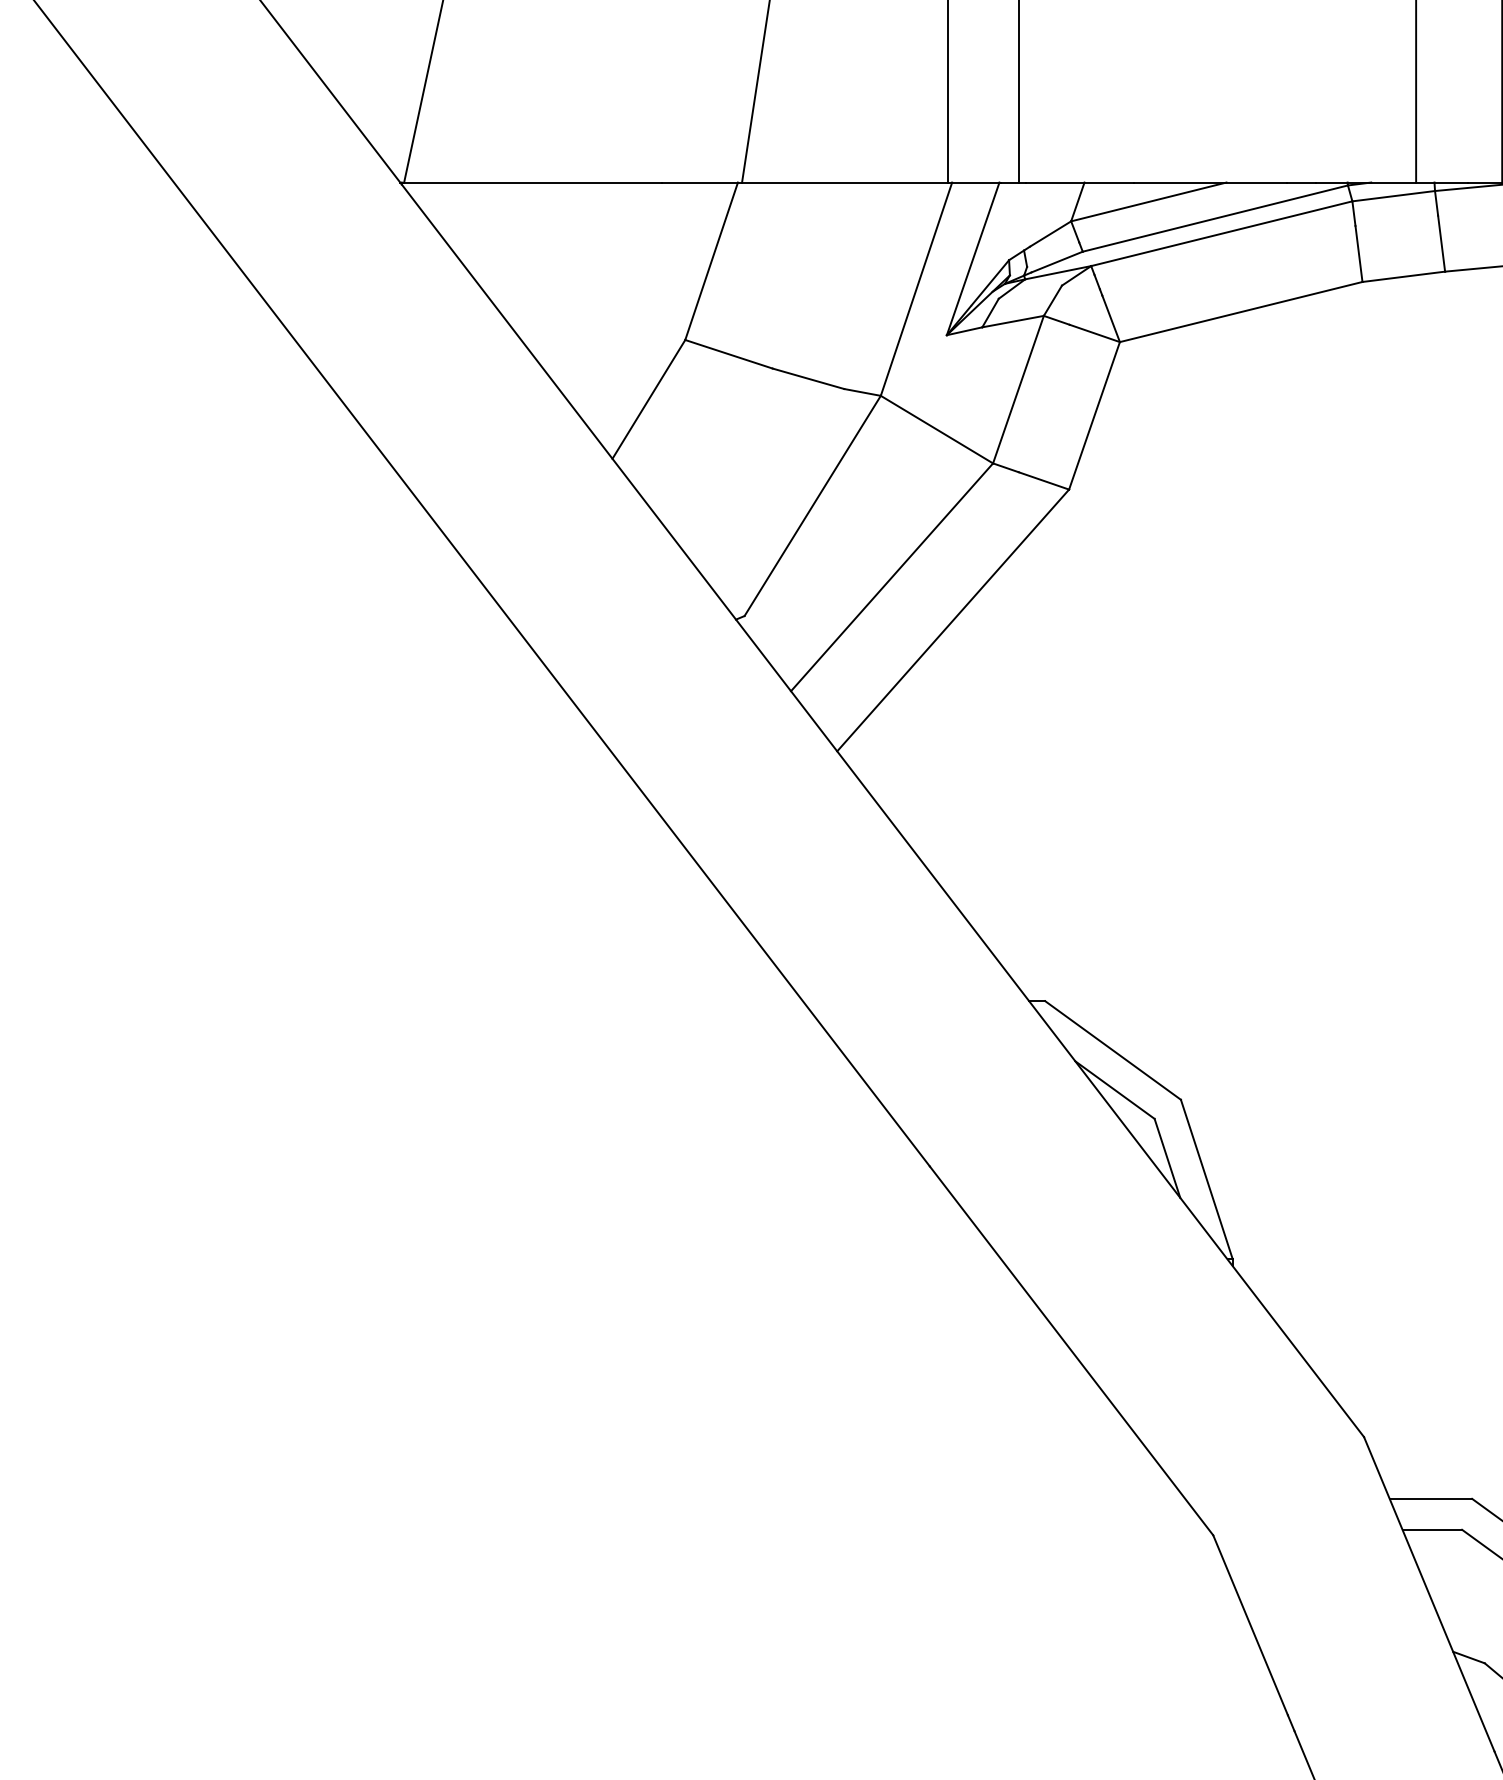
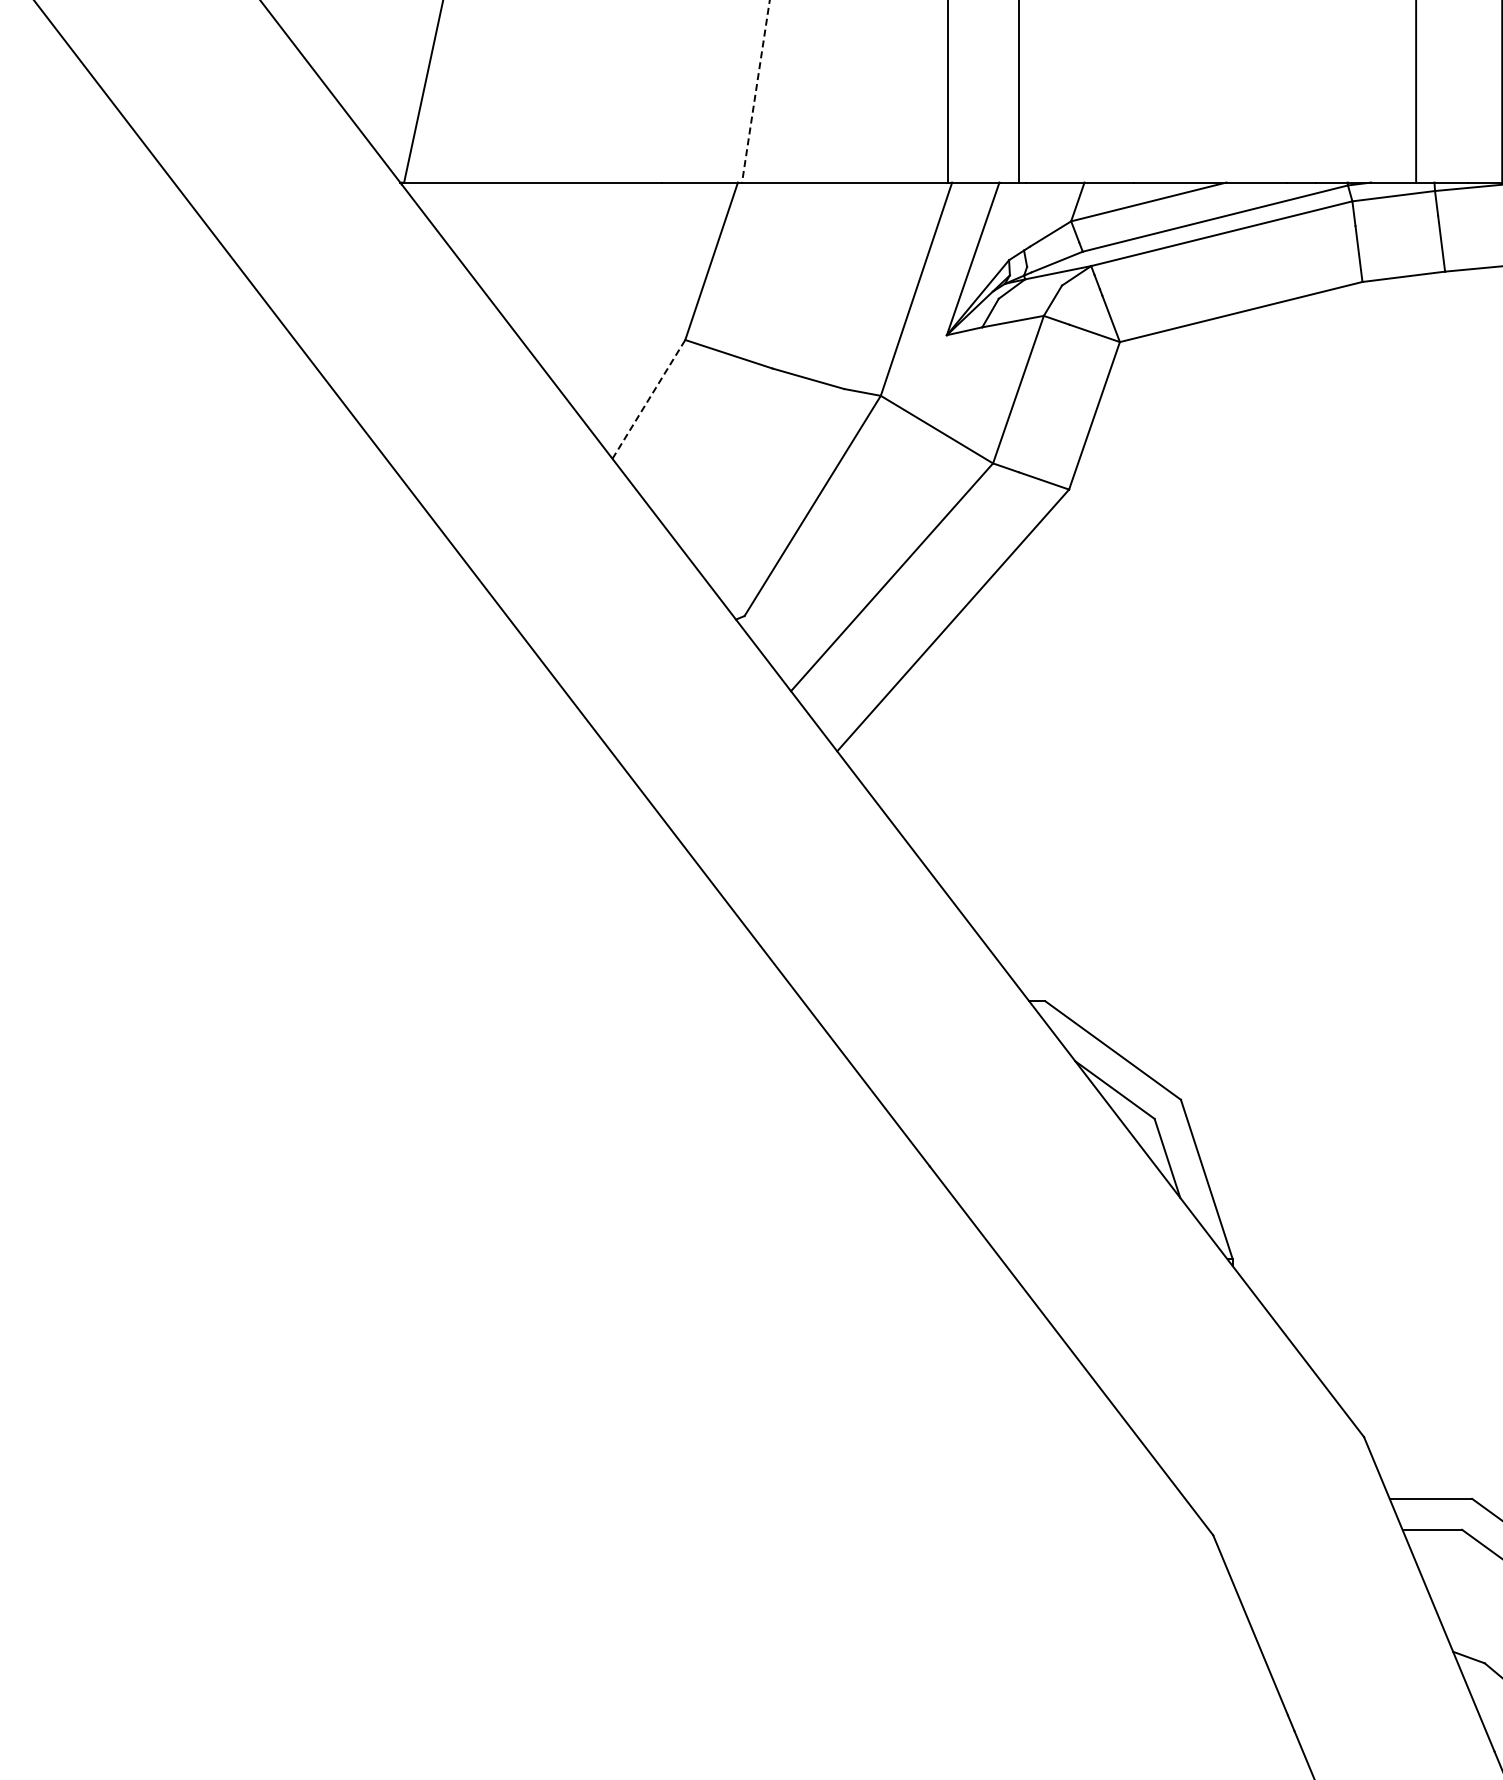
line: solid -> dashed (755, 91)
line: solid -> dashed (648, 399)
